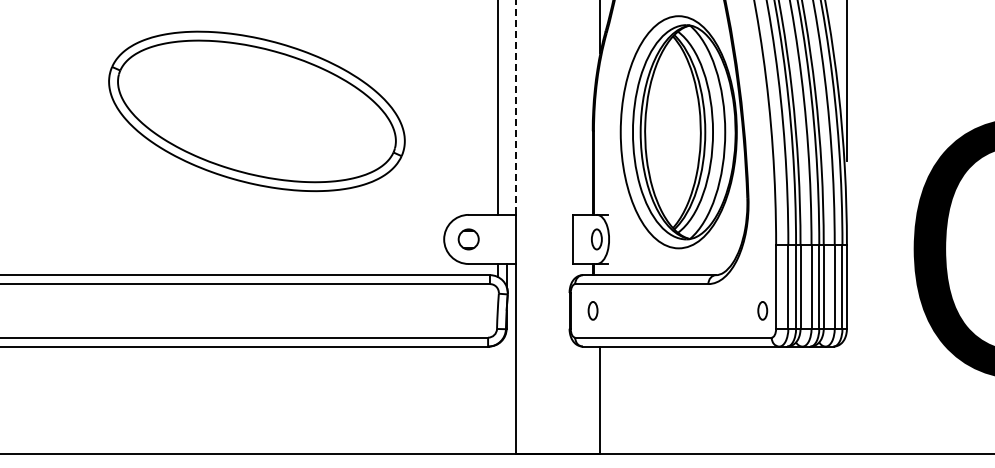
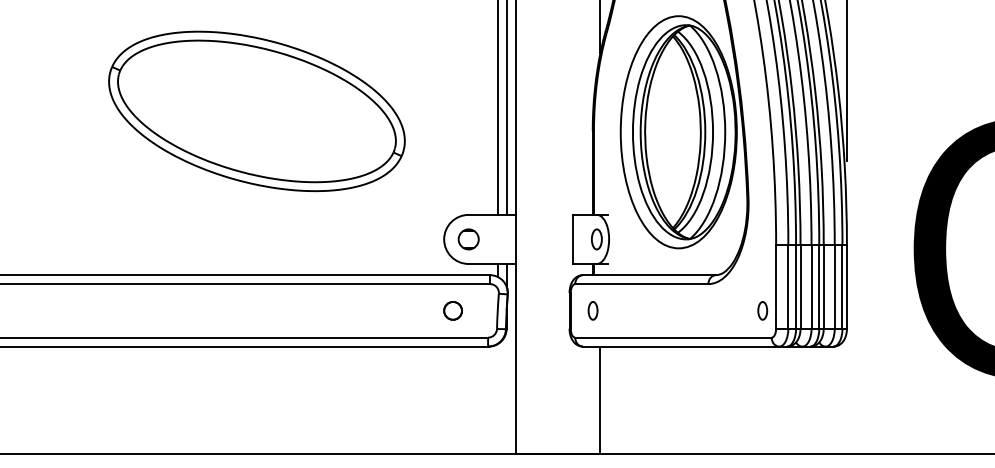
line: dashed -> solid (515, 107)
line: none -> present (506, 108)
circle: none -> present (452, 310)
